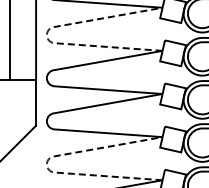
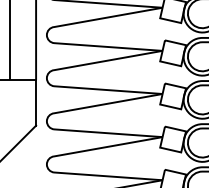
line: dashed -> solid (46, 34)
line: dashed -> solid (46, 163)
